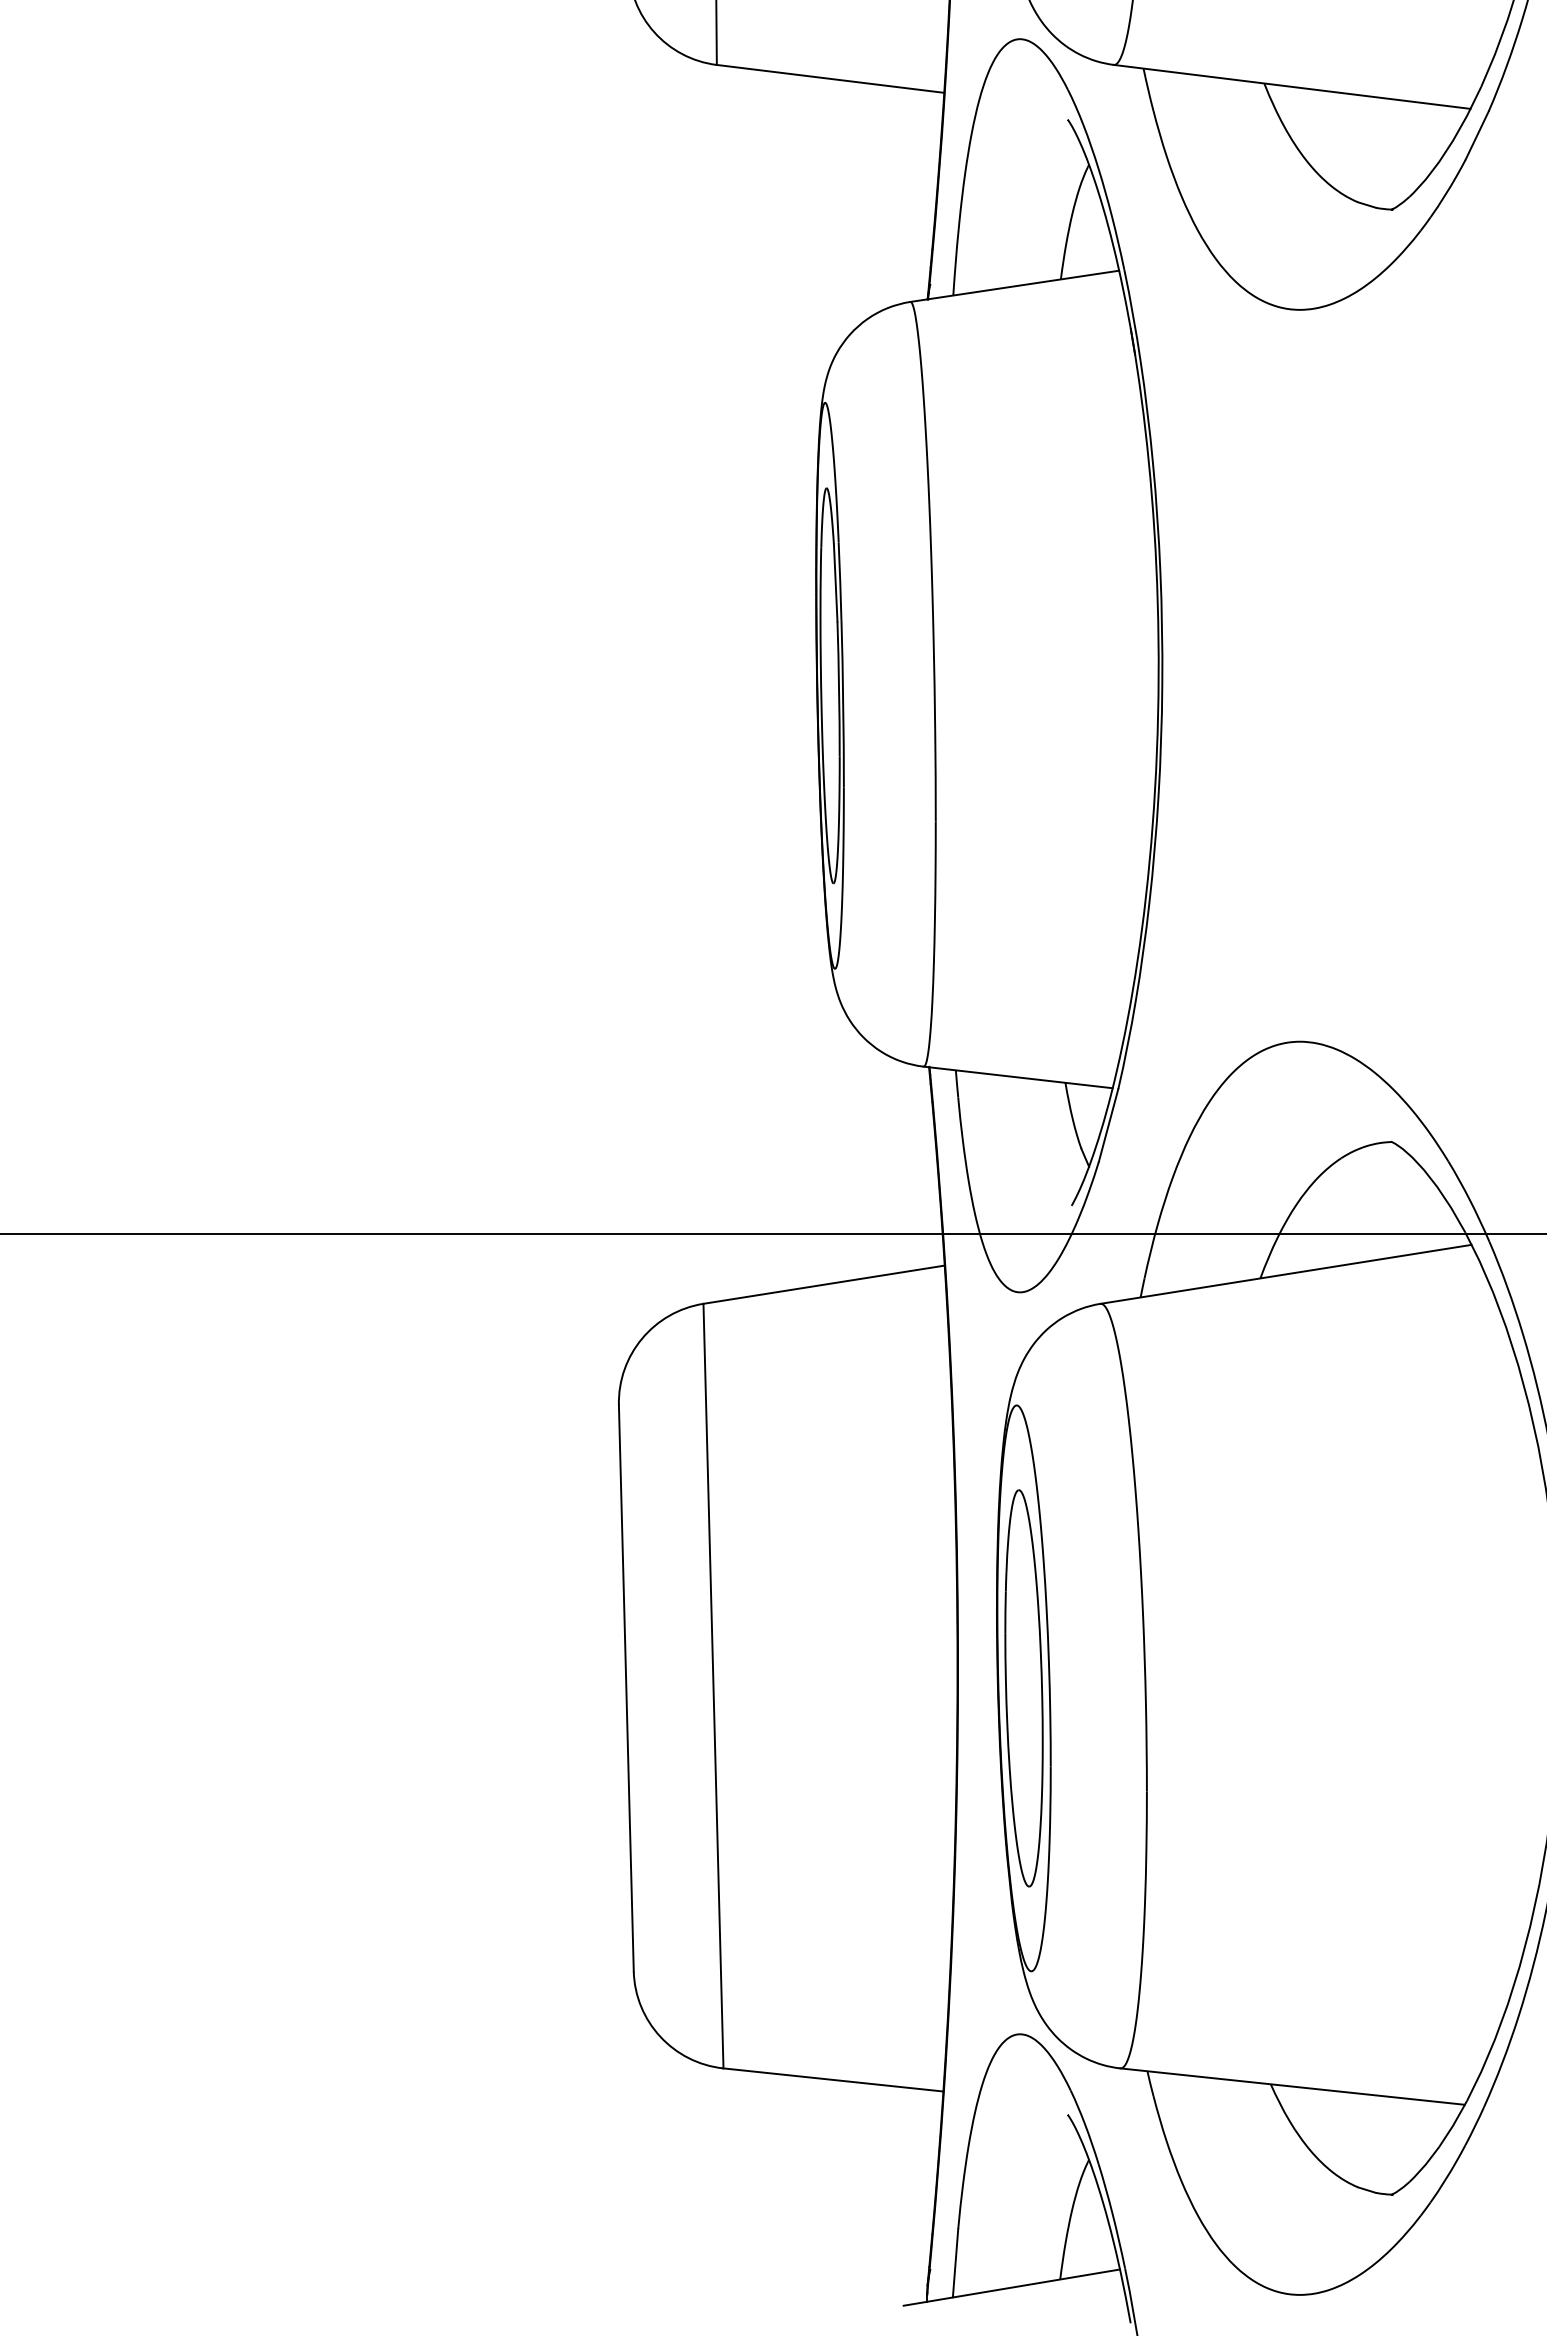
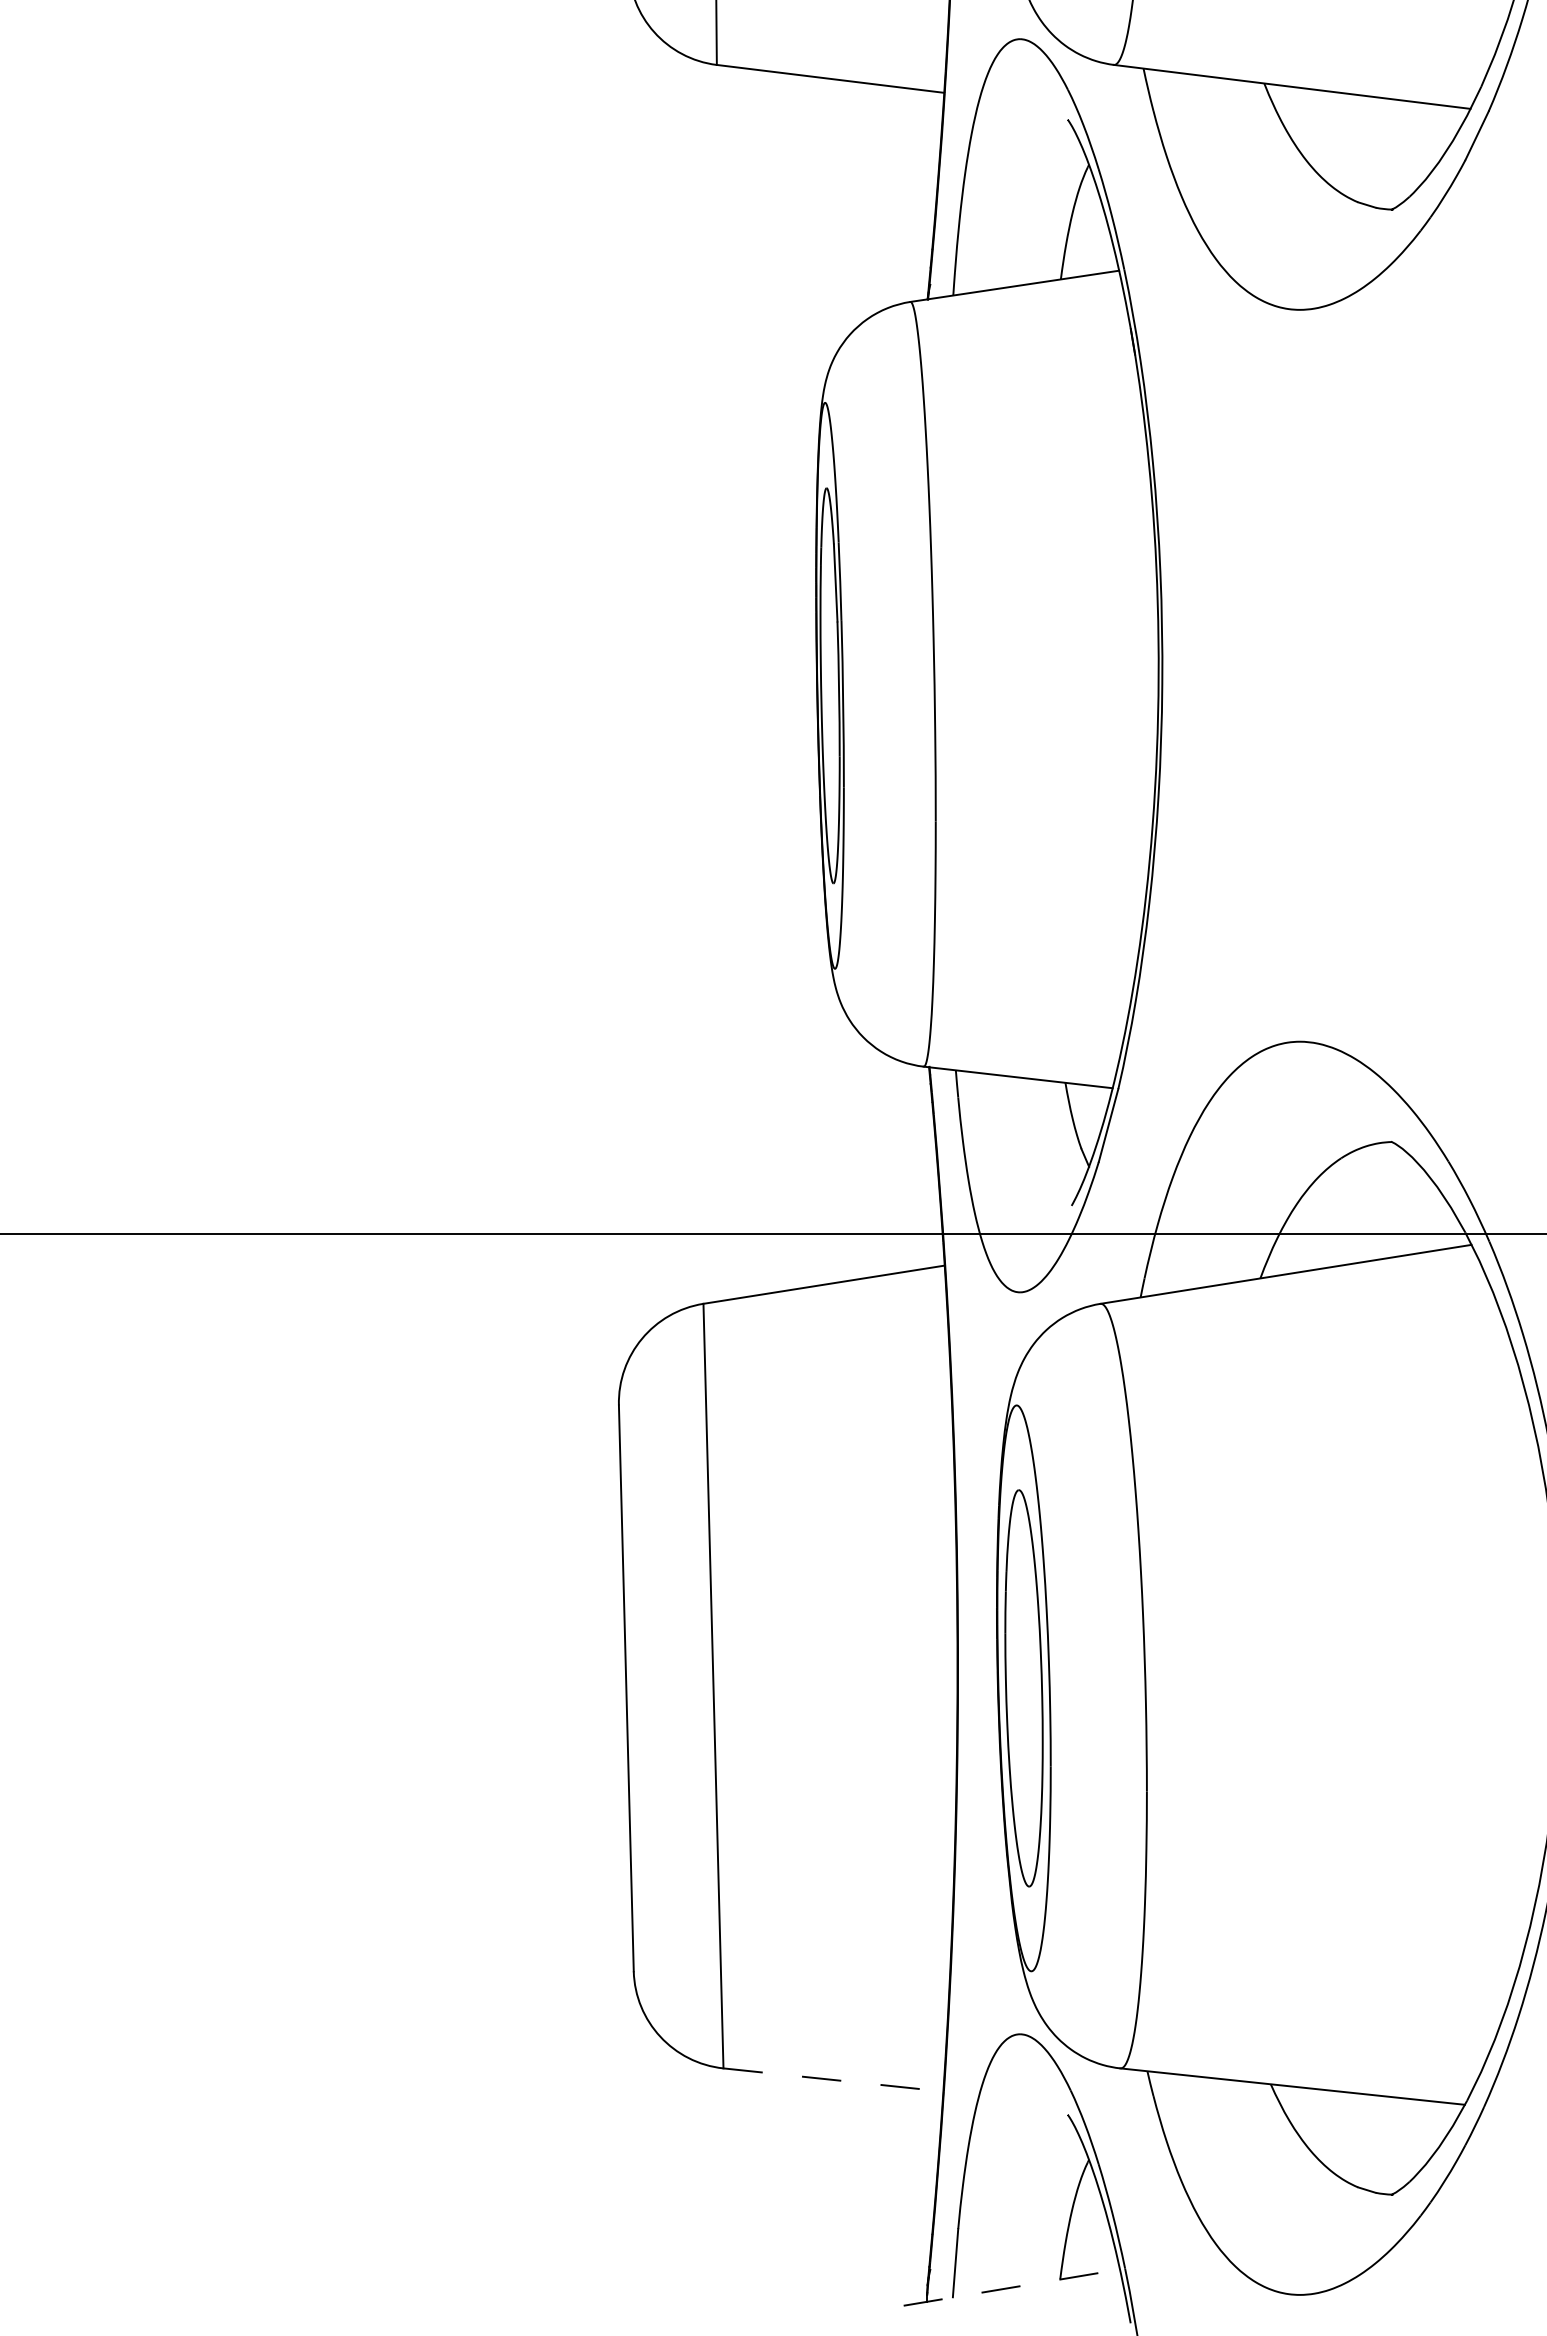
line: solid -> dashed (833, 2079)
line: solid -> dashed (1011, 2287)
